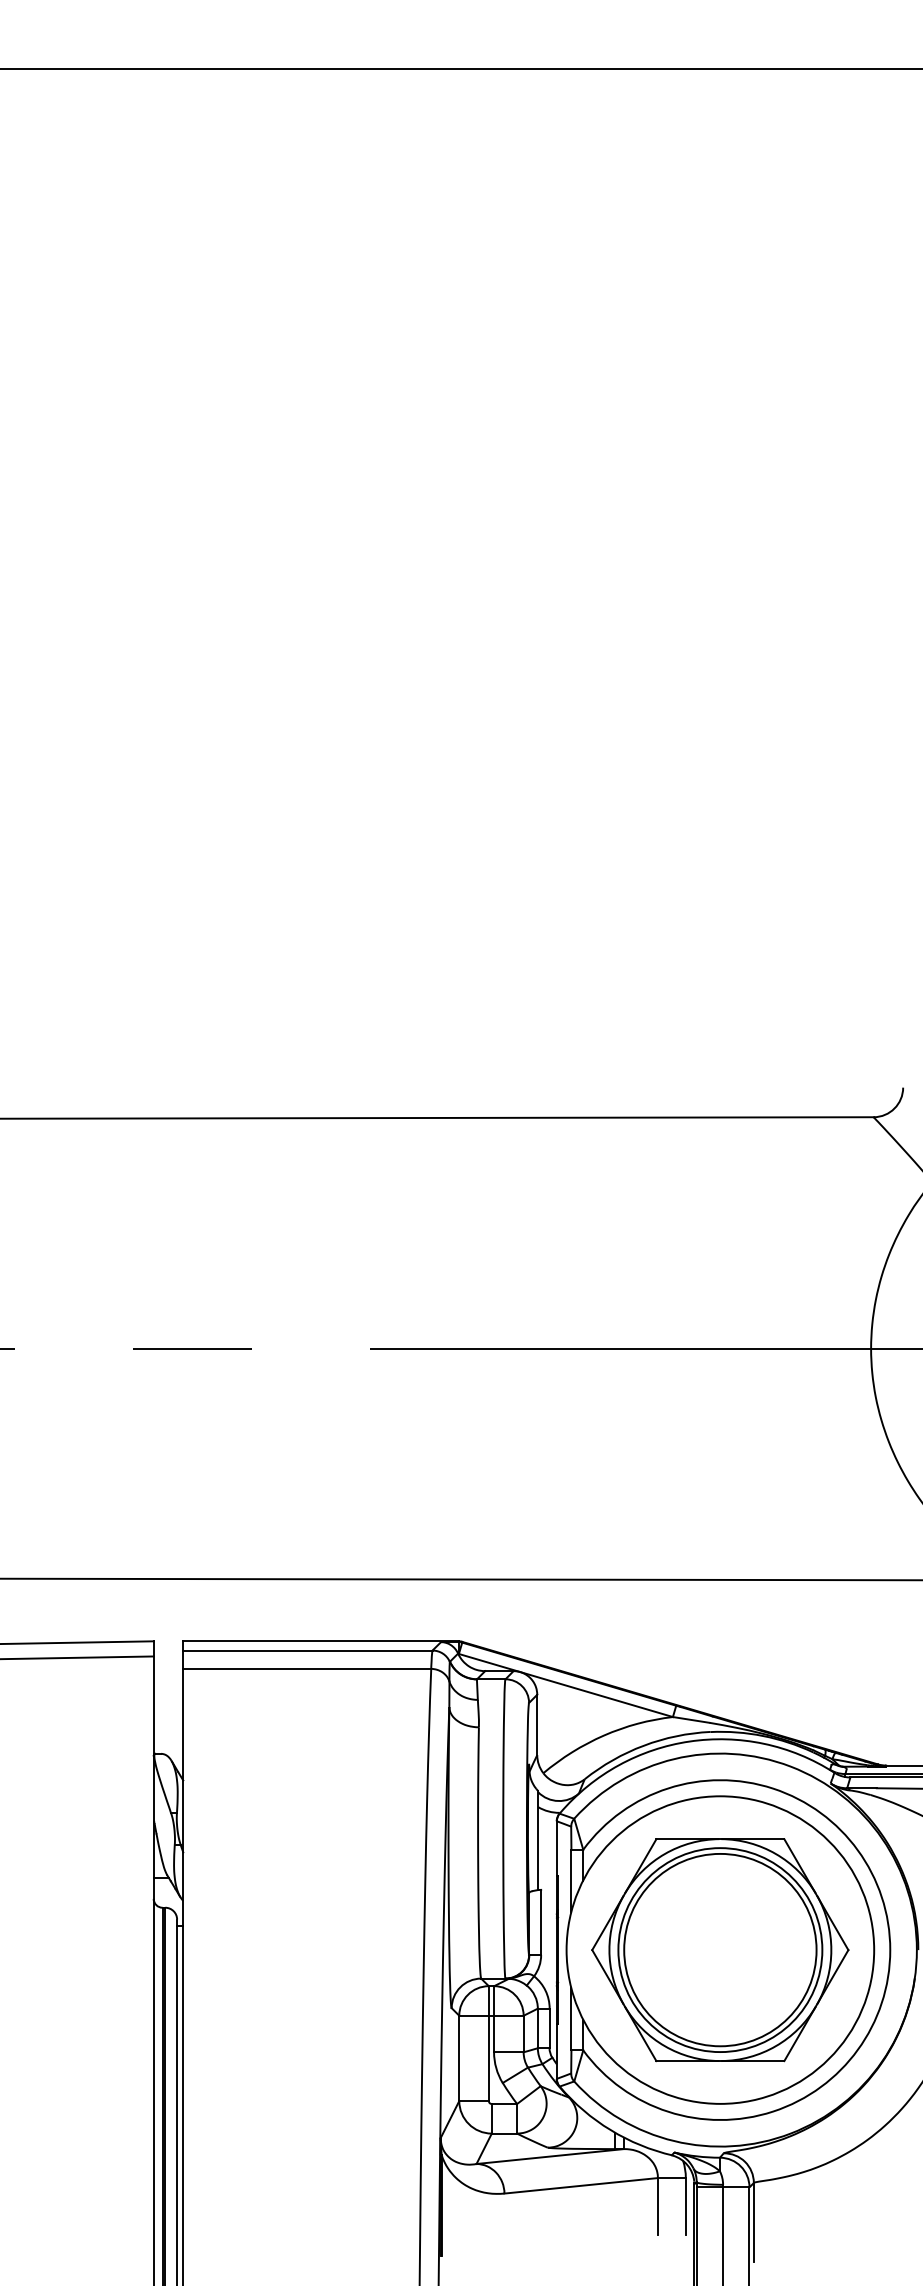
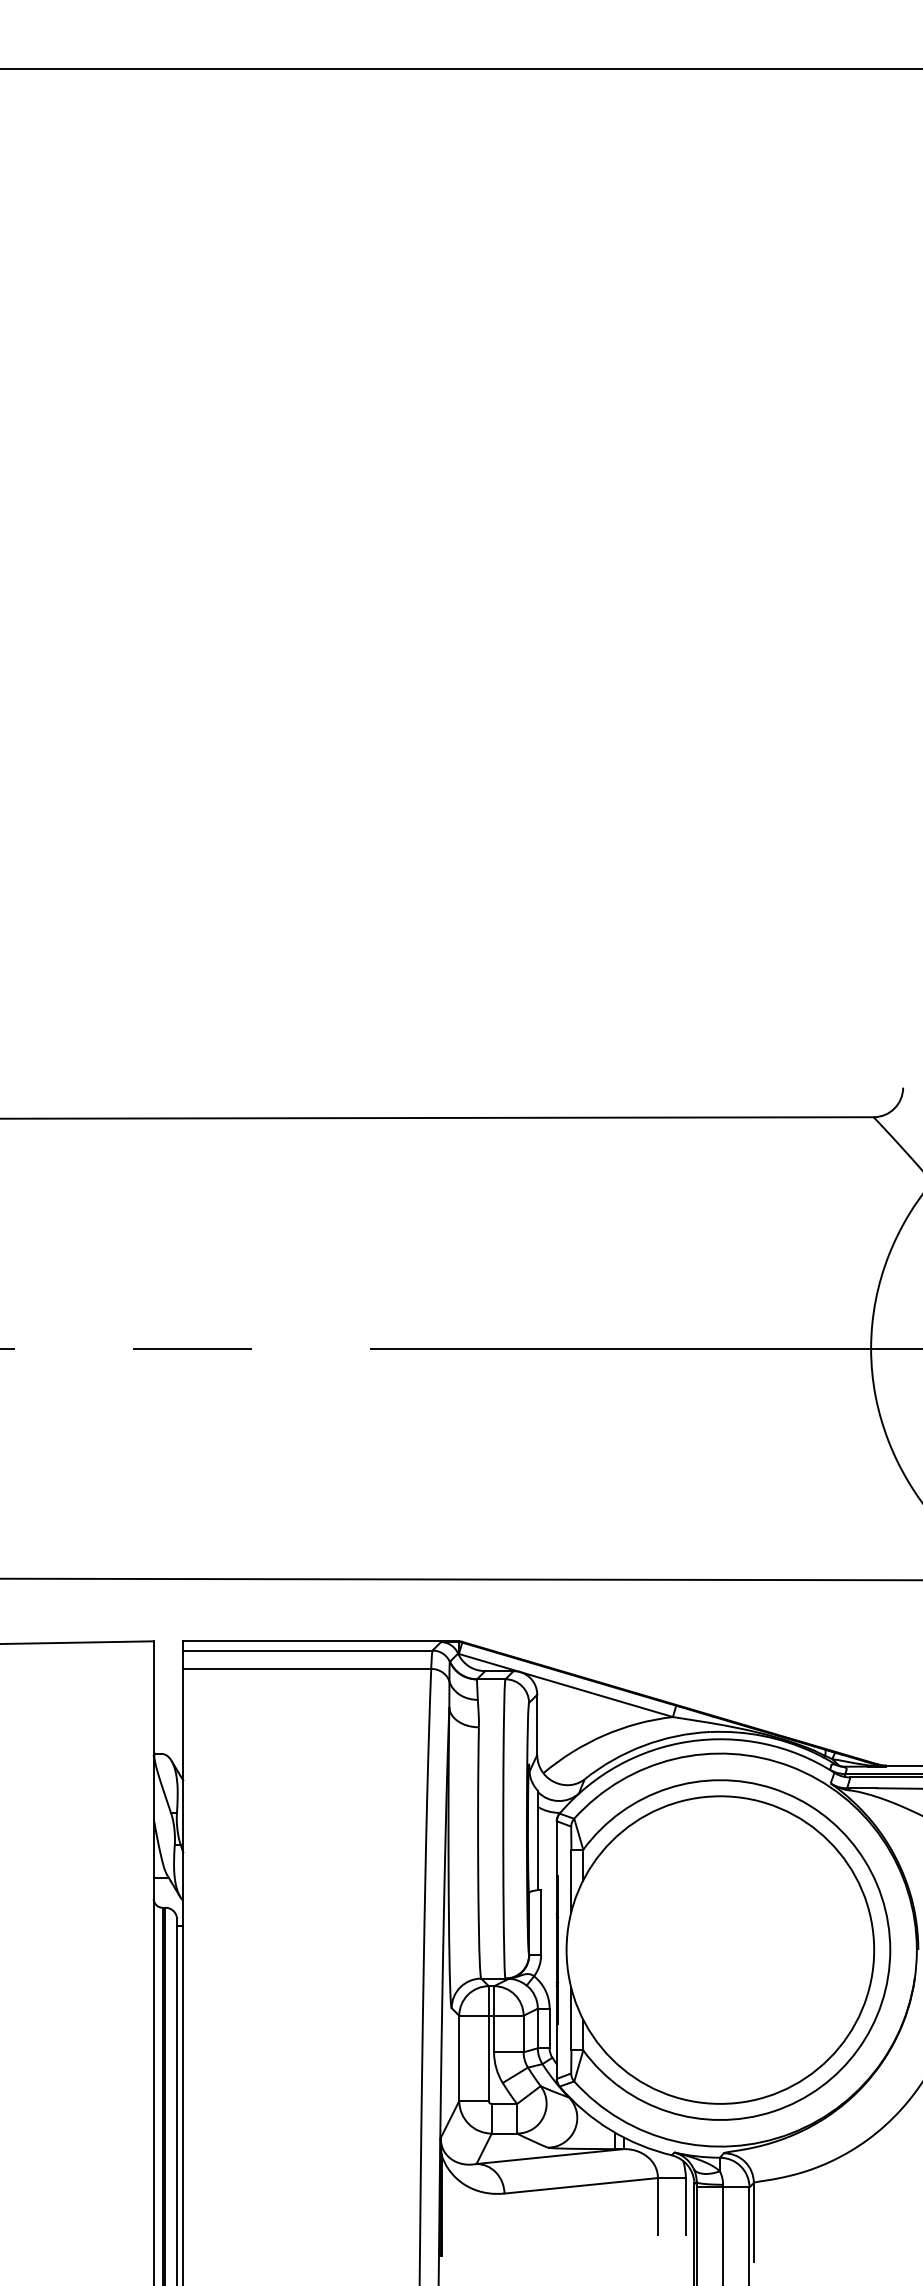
line: present -> none (77, 1657)
part: present -> none (720, 1950)
